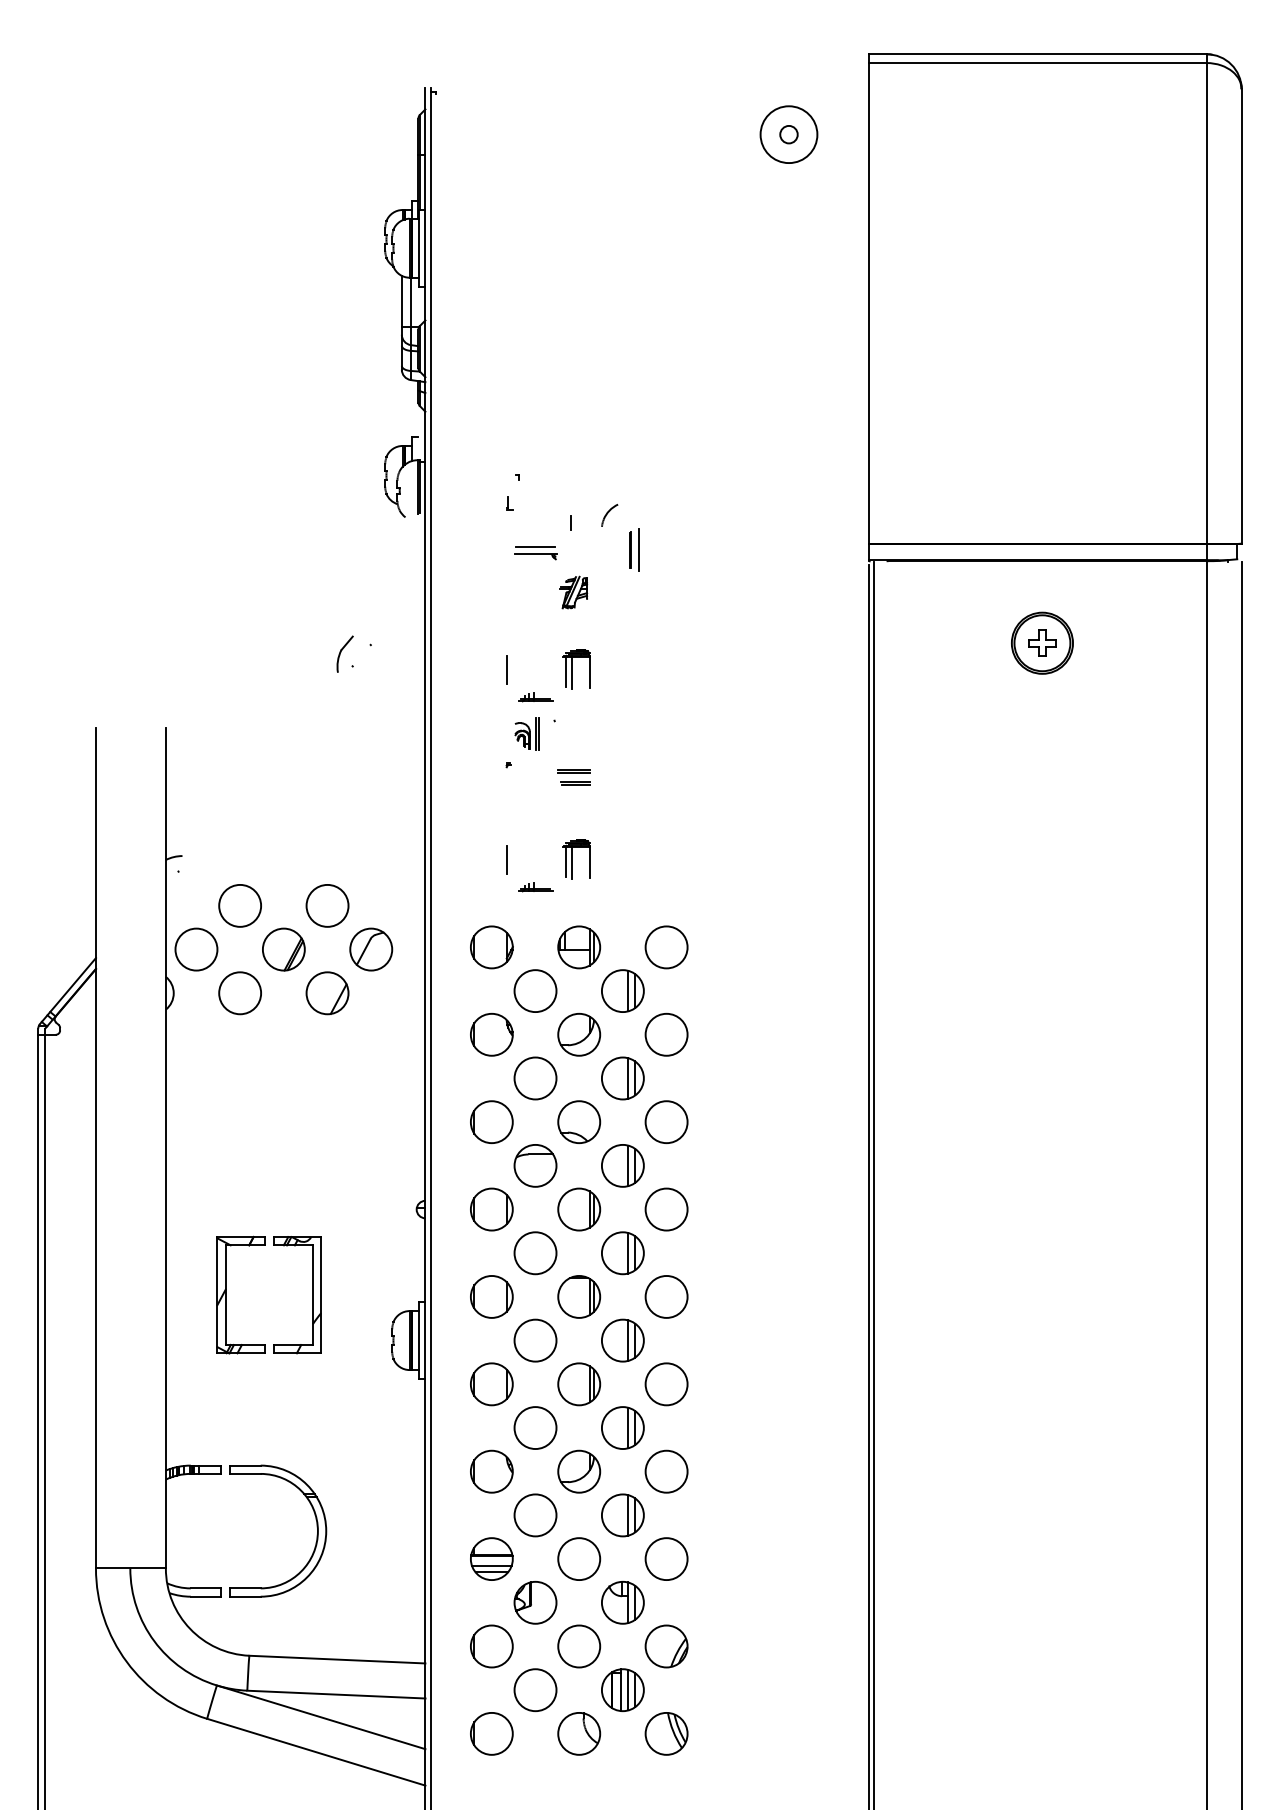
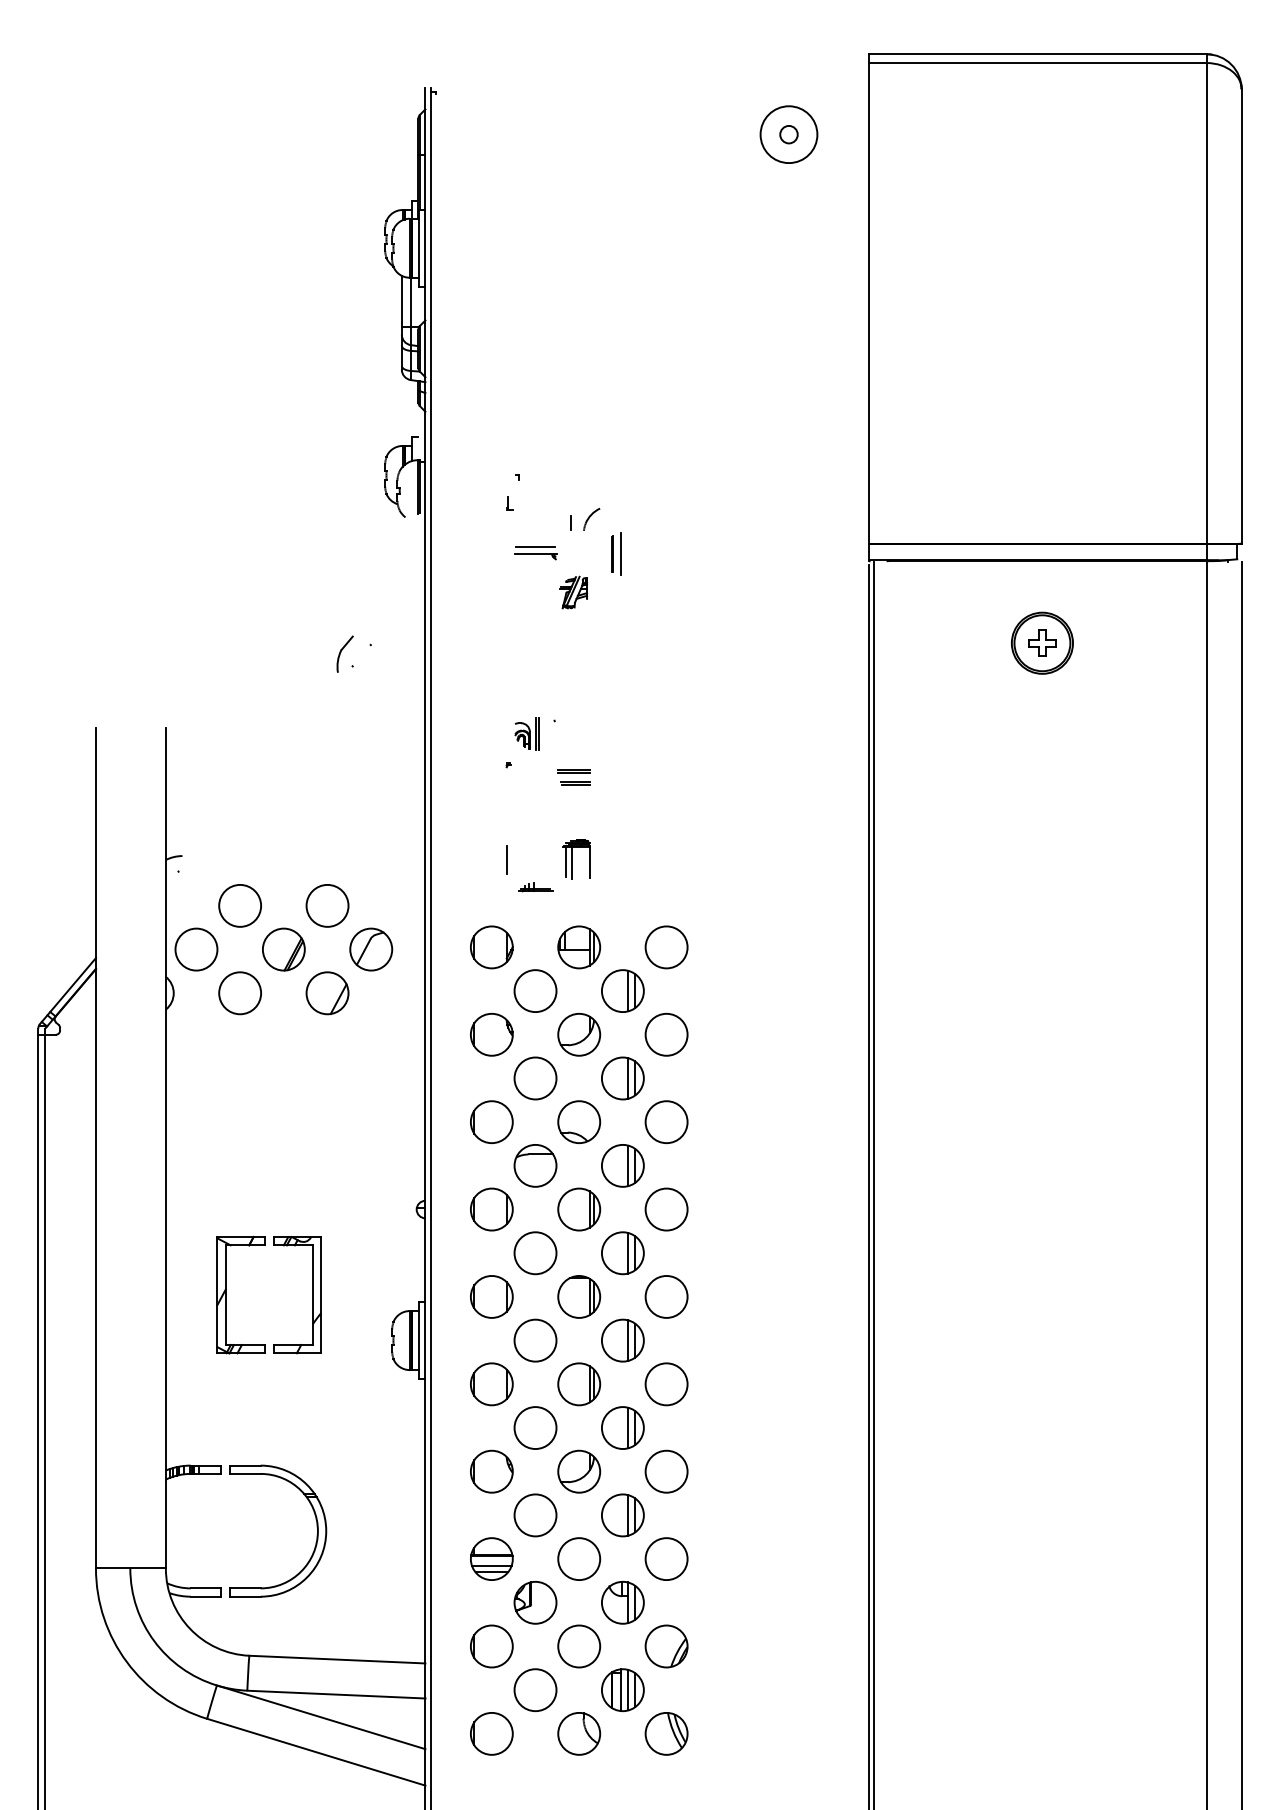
part position: (629, 537) -> (611, 541) (611, 541)
part: present -> none (565, 675)
